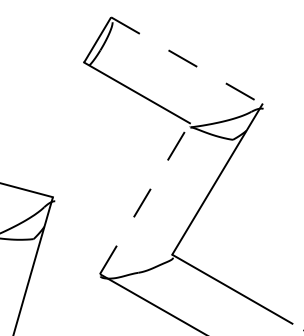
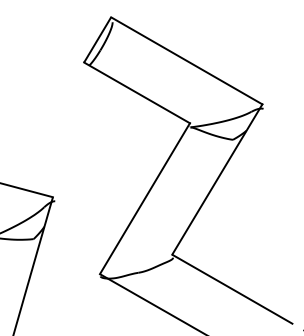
line: dashed -> solid (187, 61)
line: dashed -> solid (144, 198)
